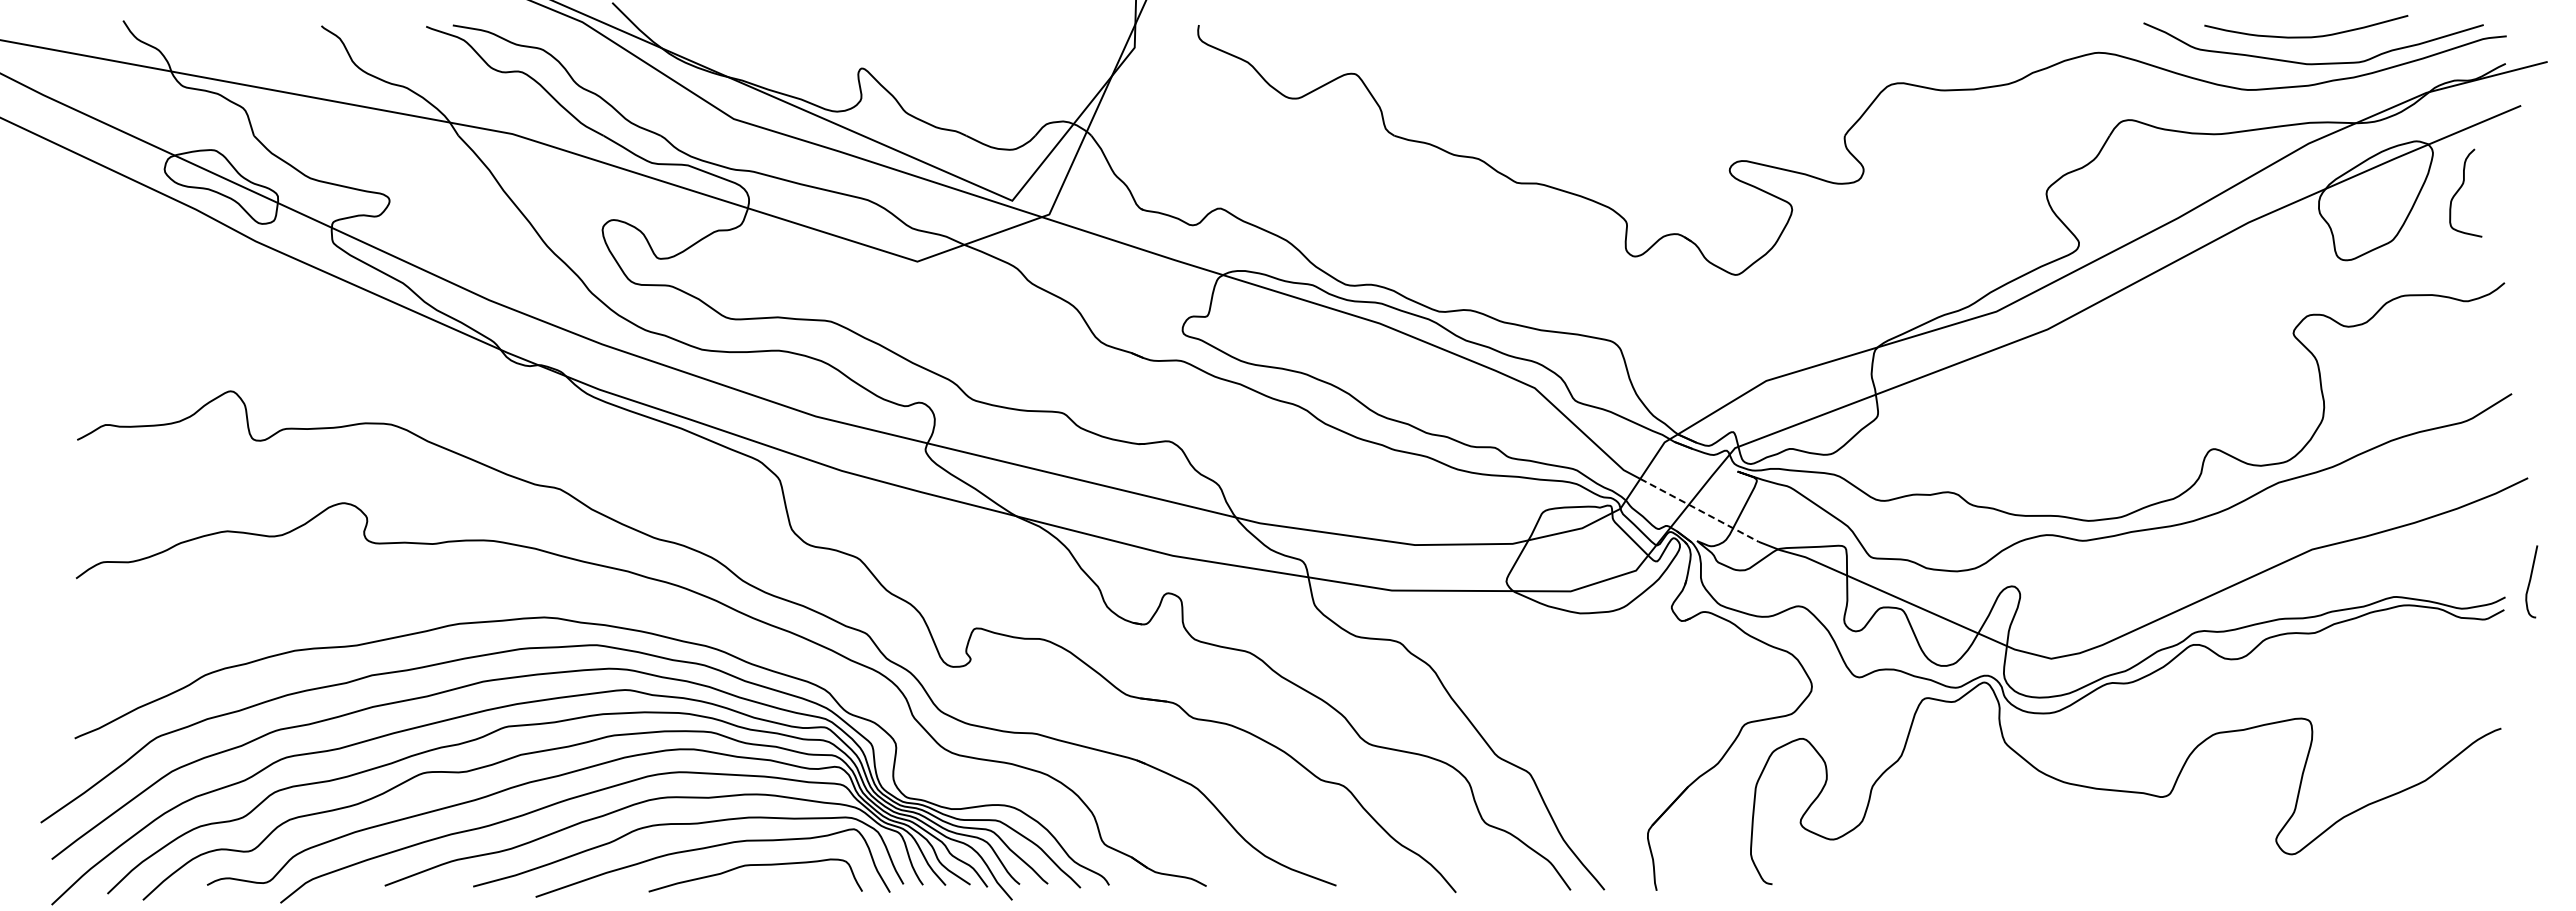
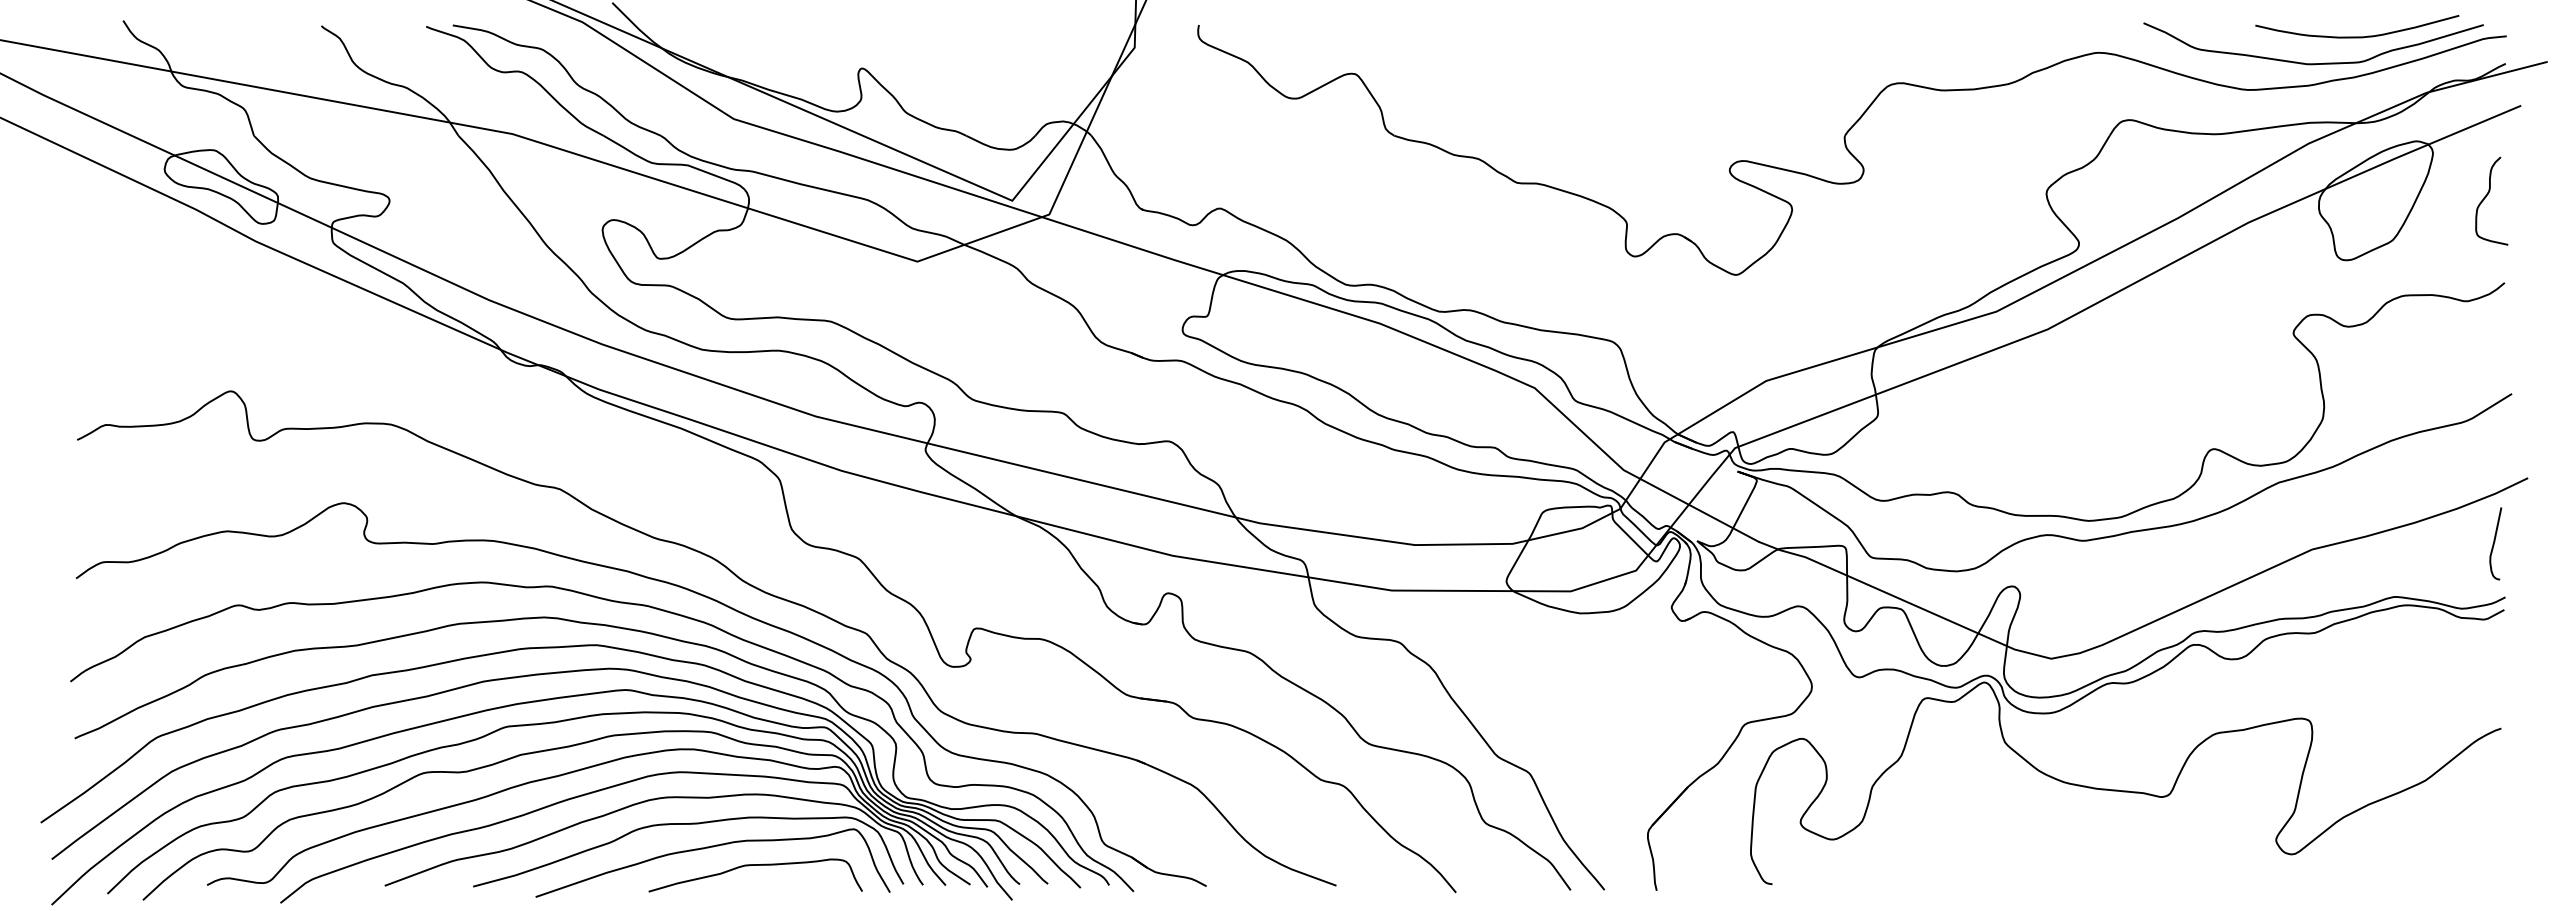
curve position: (2306, 36) -> (2357, 36) (2357, 36)
curve position: (2460, 189) -> (2486, 197) (2486, 197)
line: dashed -> solid (1699, 510)
curve position: (2530, 581) -> (2494, 543) (2494, 543)
curve: none -> present (619, 603)
